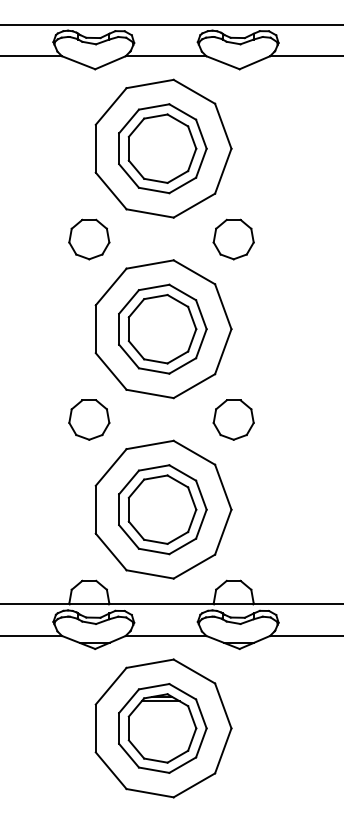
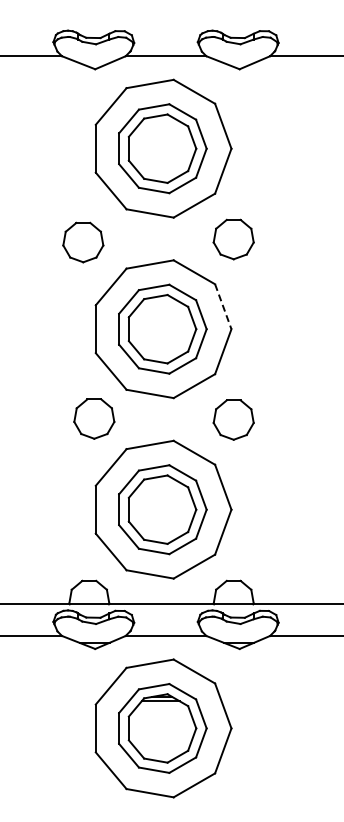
line: present -> none (171, 24)
part position: (89, 239) -> (83, 242) (83, 242)
line: solid -> dashed (223, 306)
part position: (89, 419) -> (94, 418) (94, 418)
